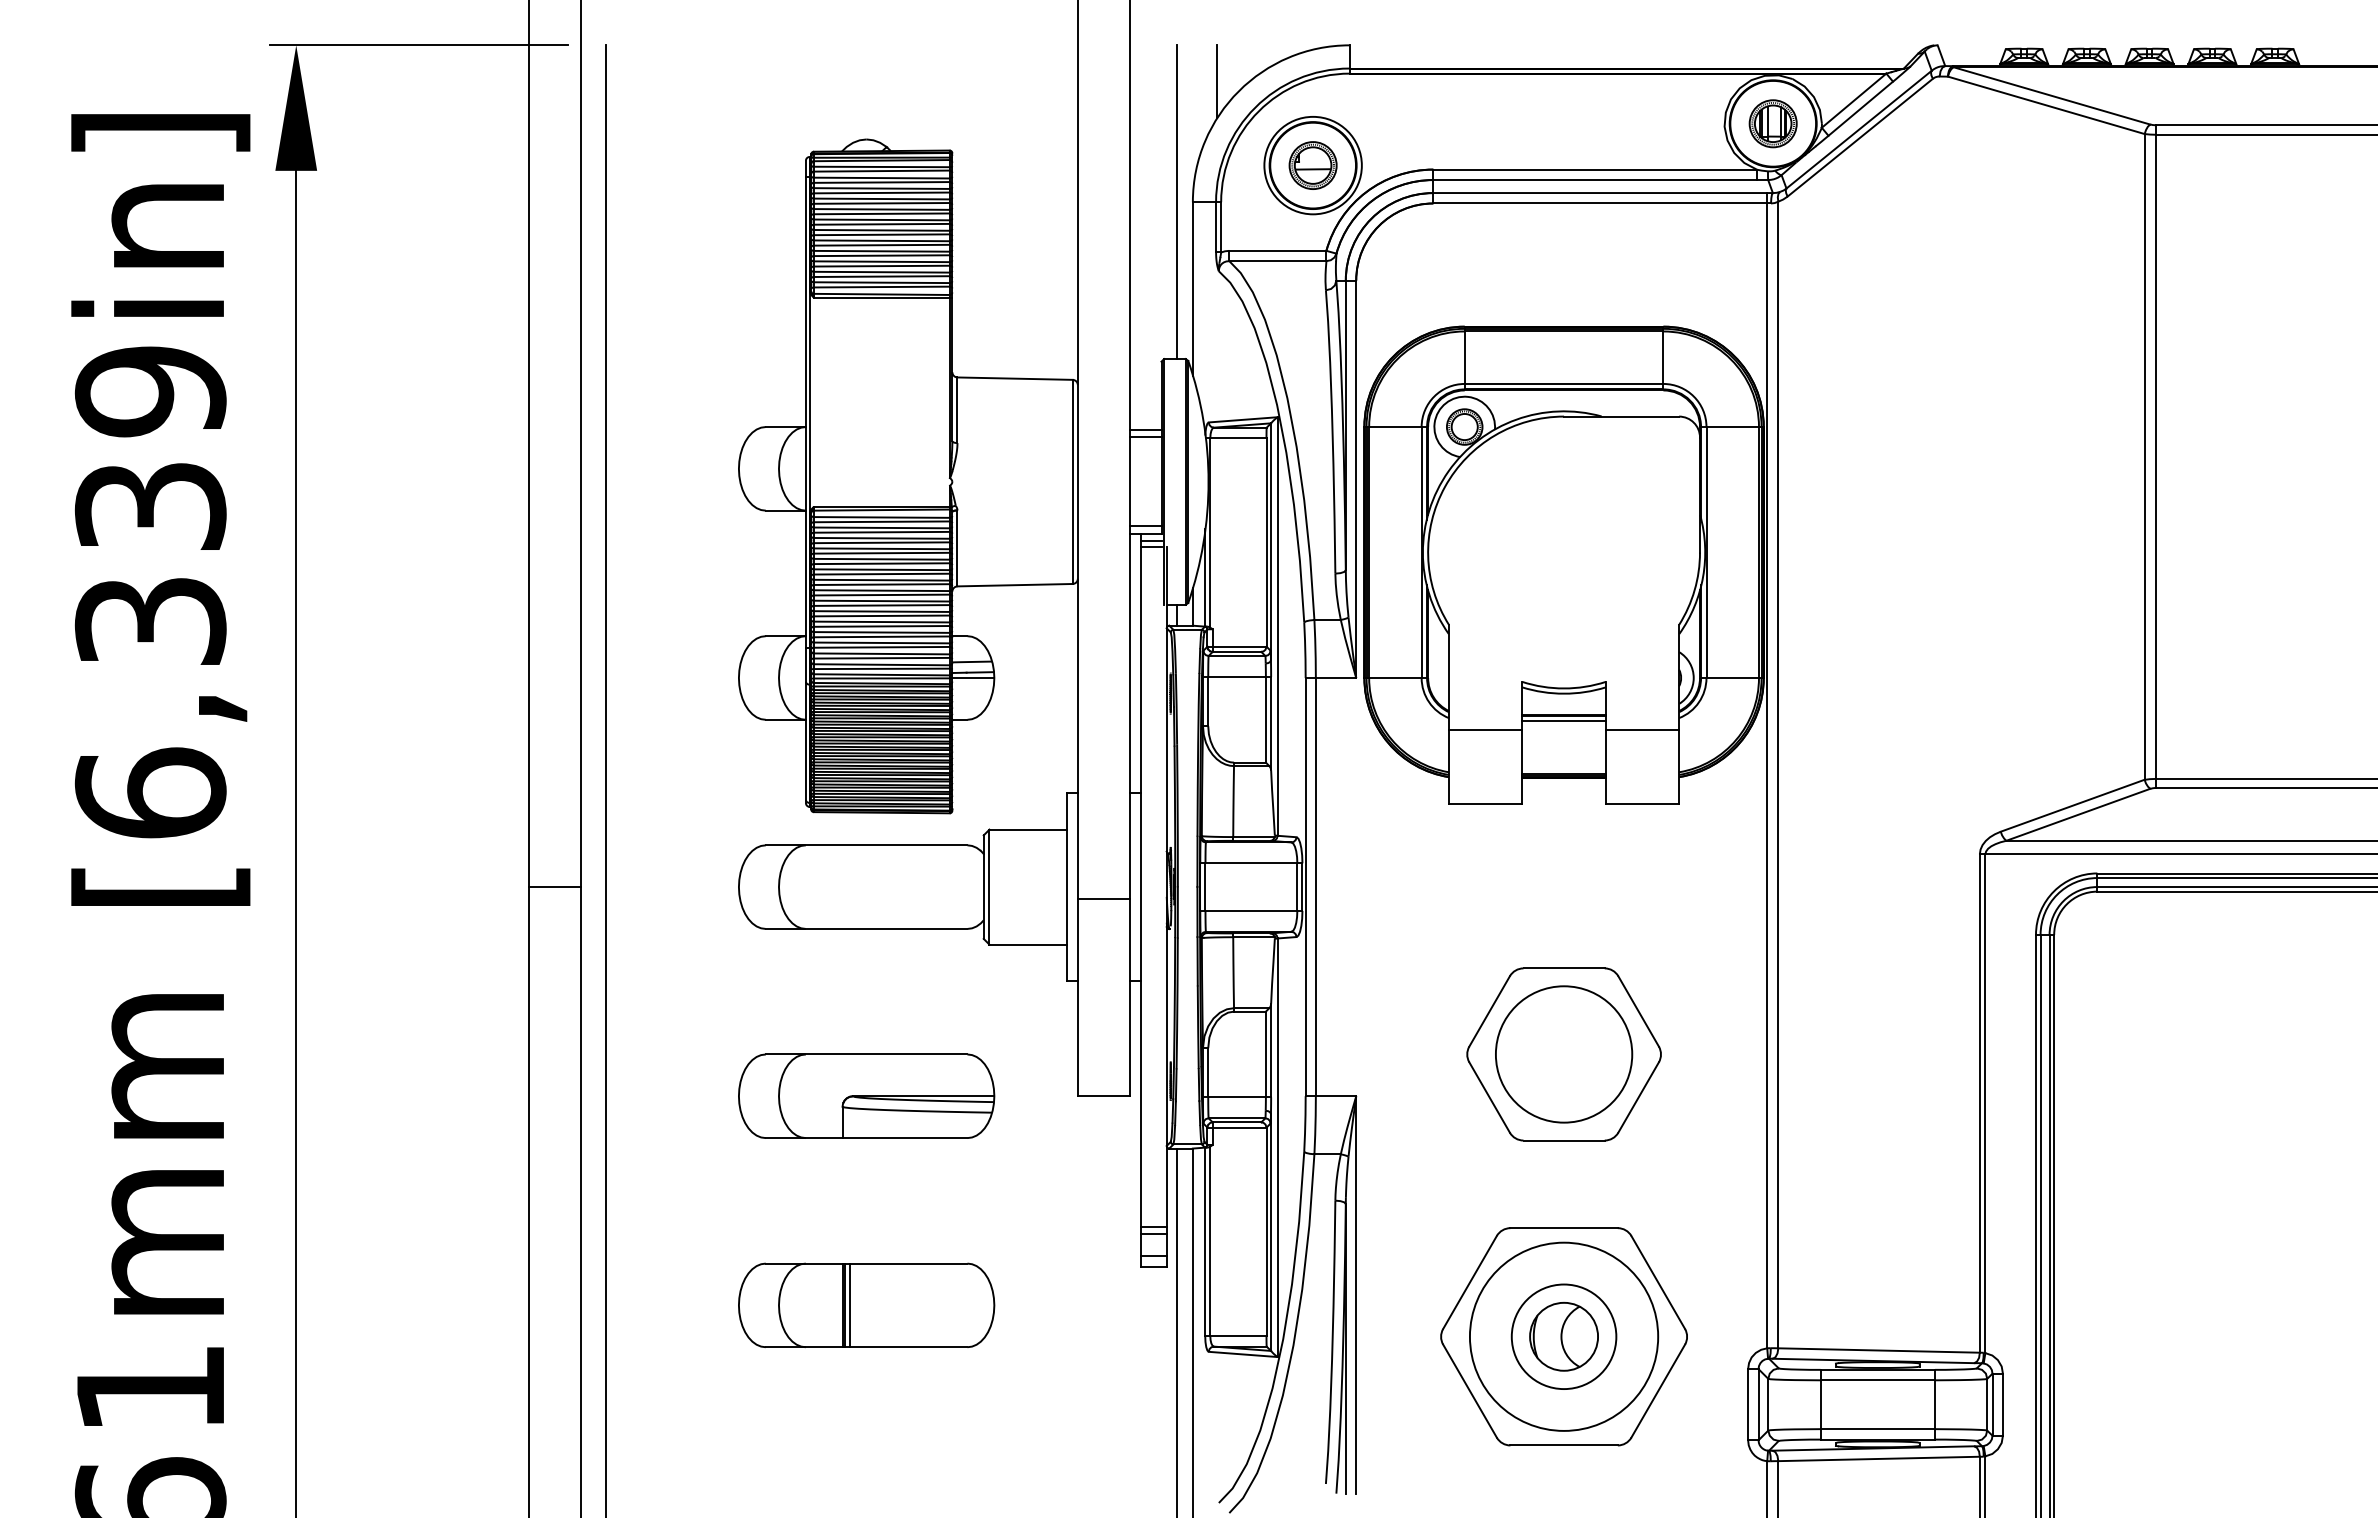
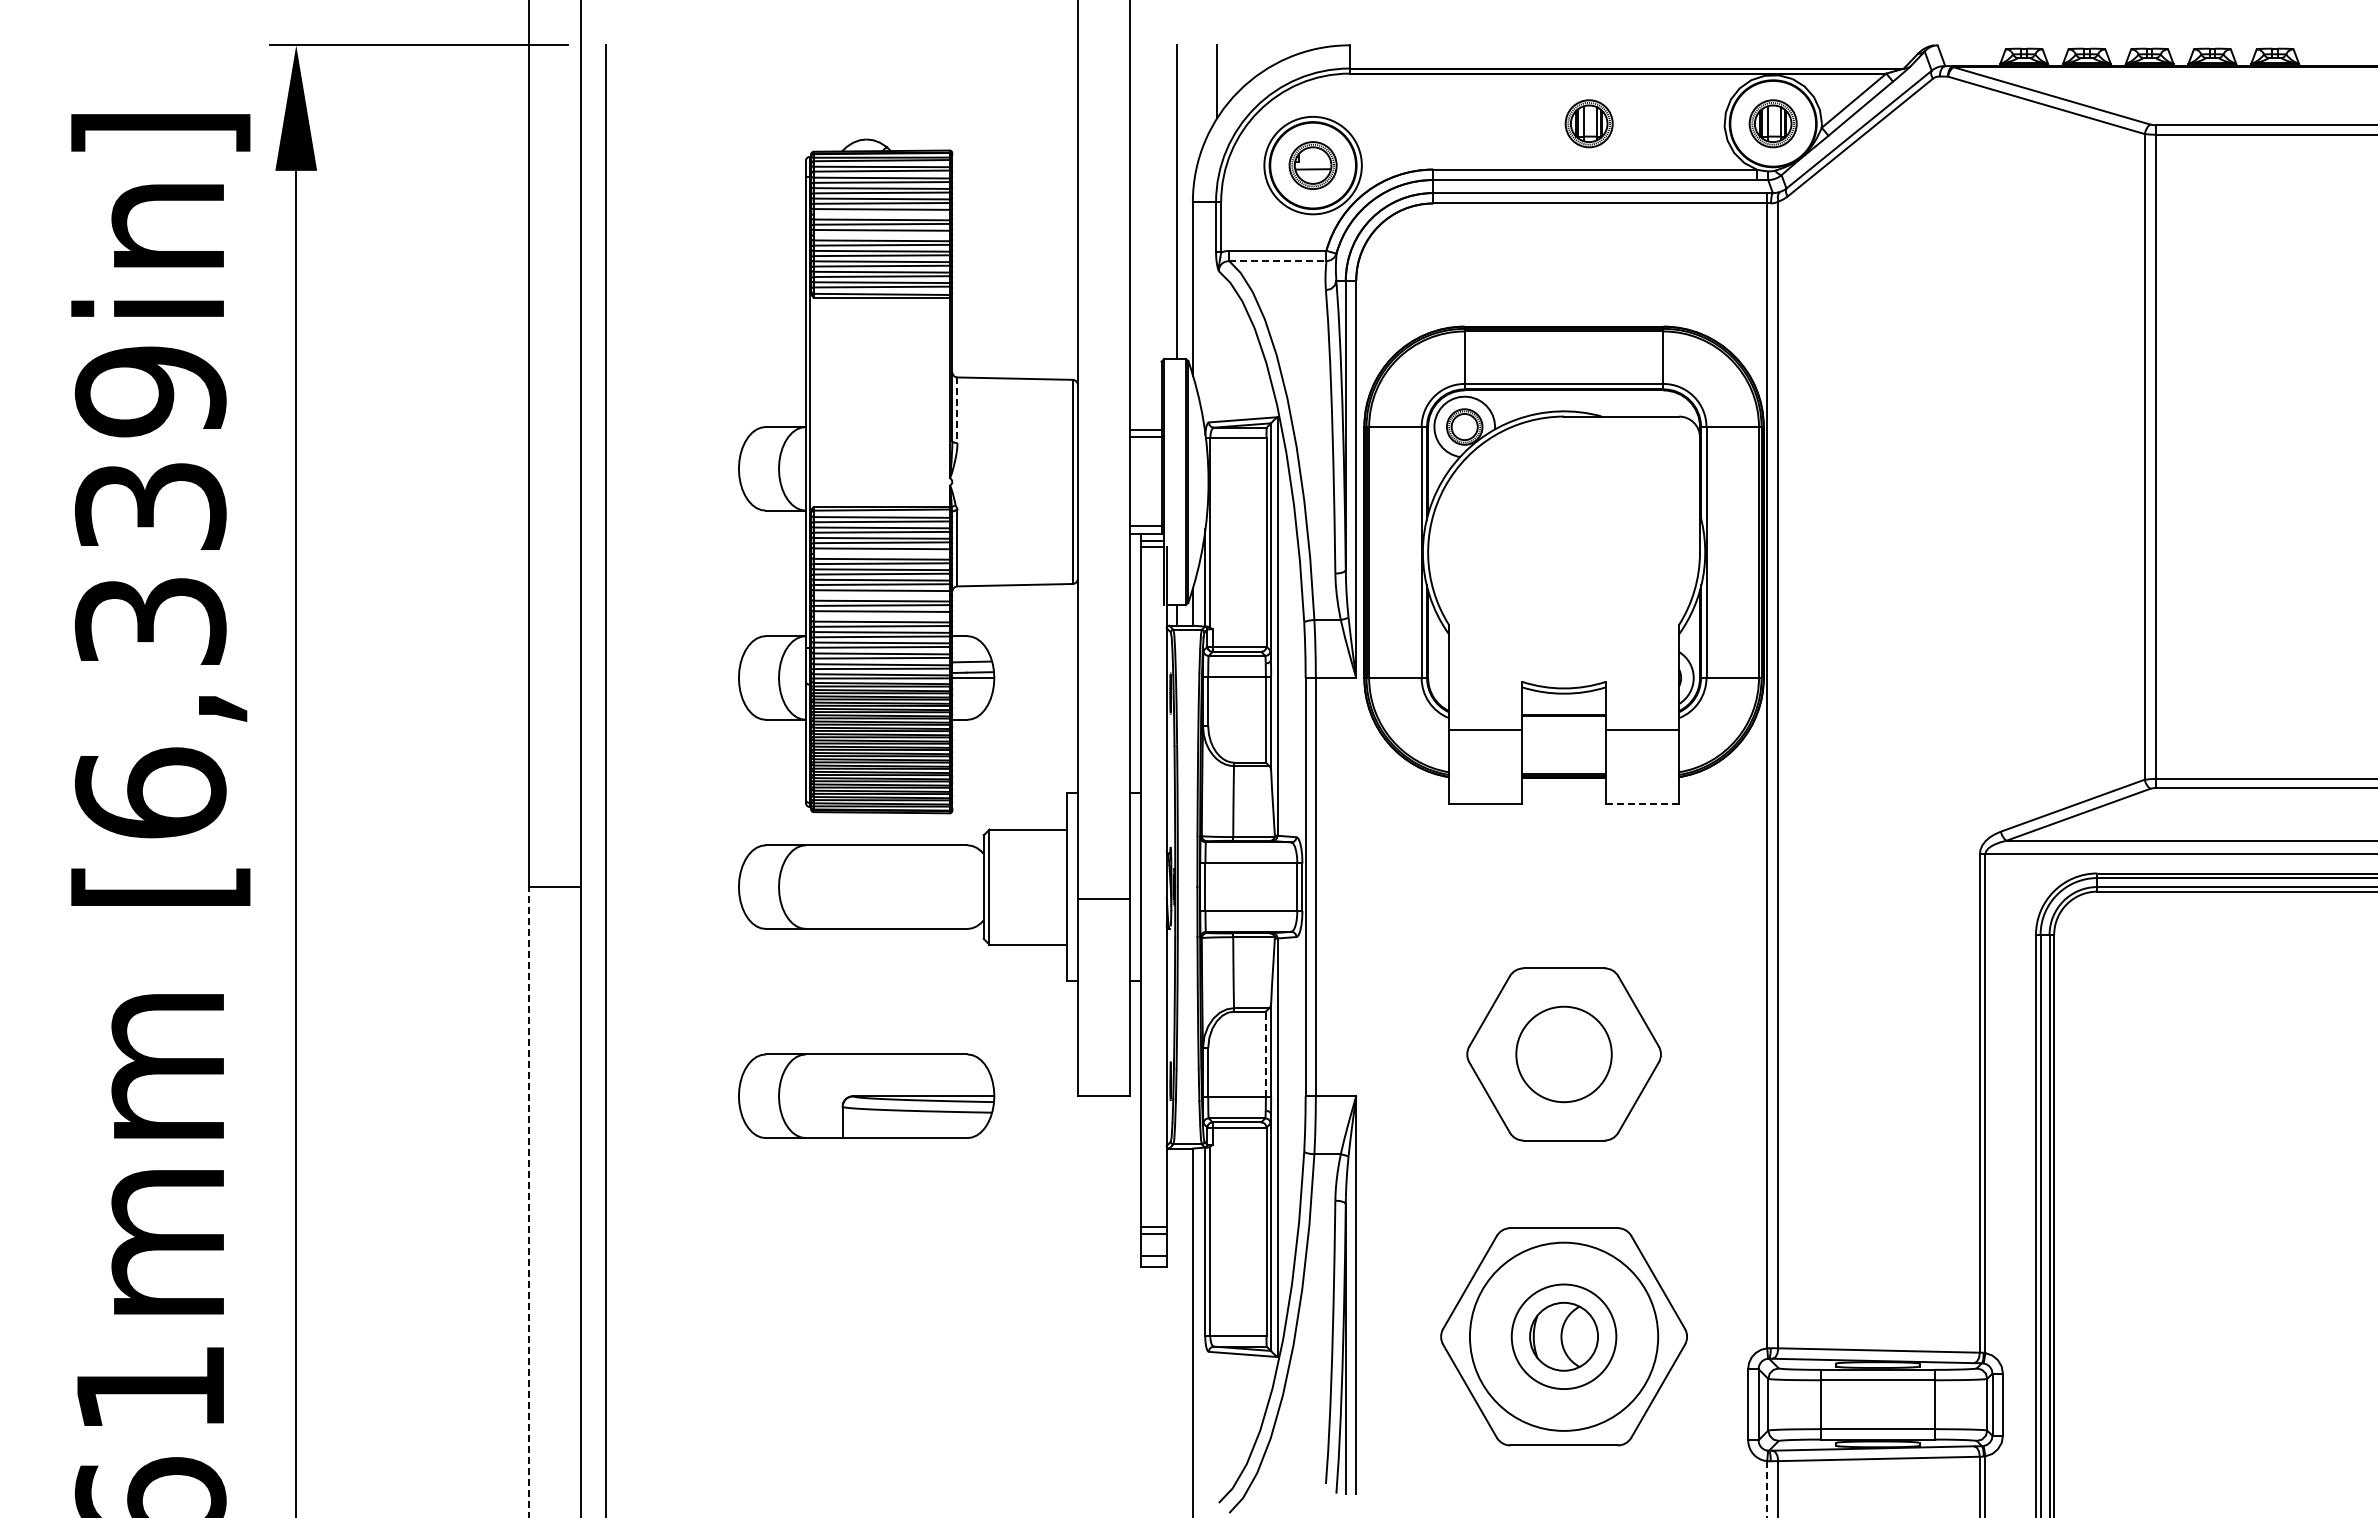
part: none -> present (1588, 123)
line: present -> none (881, 213)
line: present -> none (881, 234)
line: solid -> dashed (1277, 261)
line: solid -> dashed (957, 410)
line: present -> none (881, 552)
line: present -> none (881, 594)
line: present -> none (881, 615)
line: present -> none (1563, 721)
line: solid -> dashed (1642, 803)
line: solid -> dashed (1265, 1054)
circle diameter: 136 px -> 95 px (1563, 1054)
line: solid -> dashed (528, 1202)
part: present -> none (866, 1304)
line: present -> none (1177, 1331)
line: solid -> dashed (1767, 1489)
